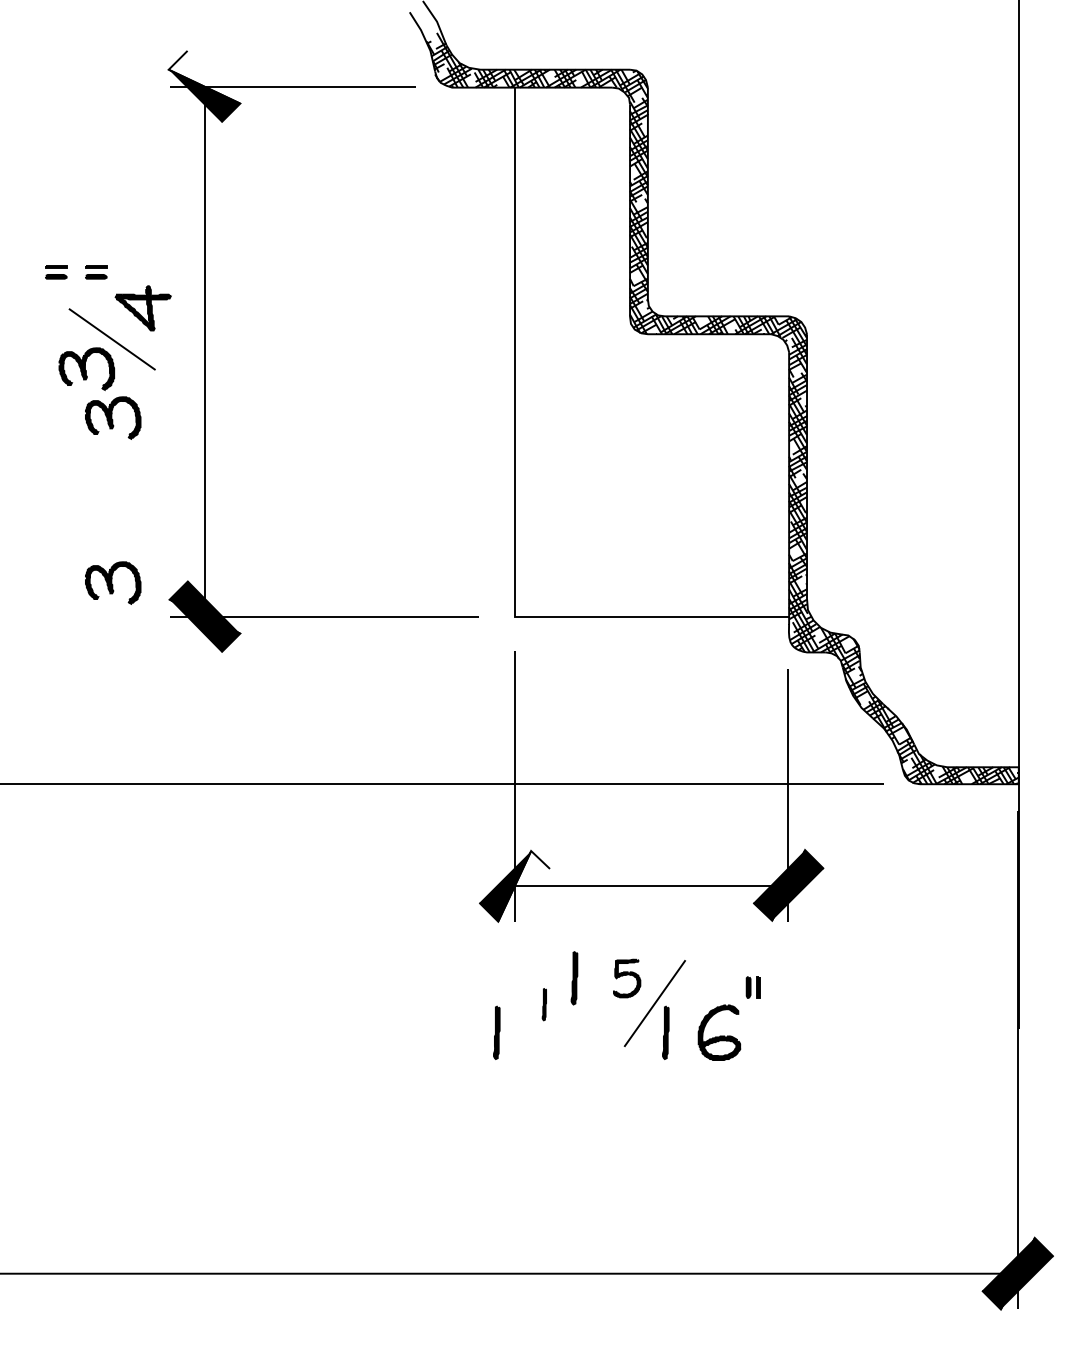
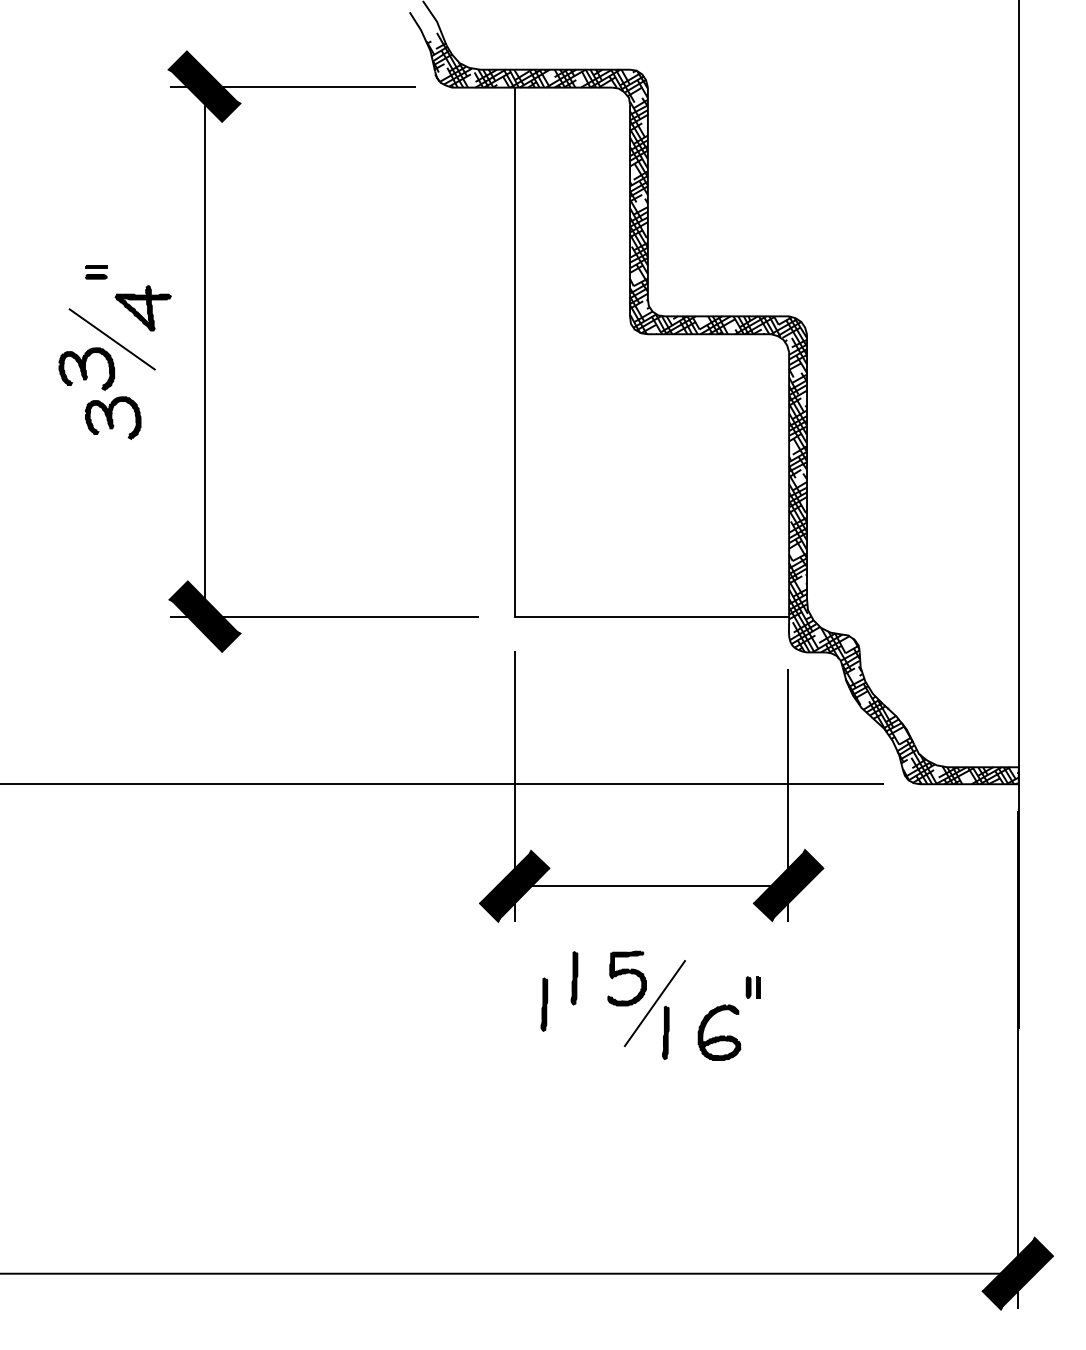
fill: none -> present (204, 76)
part: present -> none (56, 272)
part: present -> none (113, 582)
fill: none -> present (524, 886)
part size: 29x41 px -> 40x57 px (626, 978)
part size: 6x34 px -> 9x55 px (544, 1004)
part: present -> none (496, 1032)
